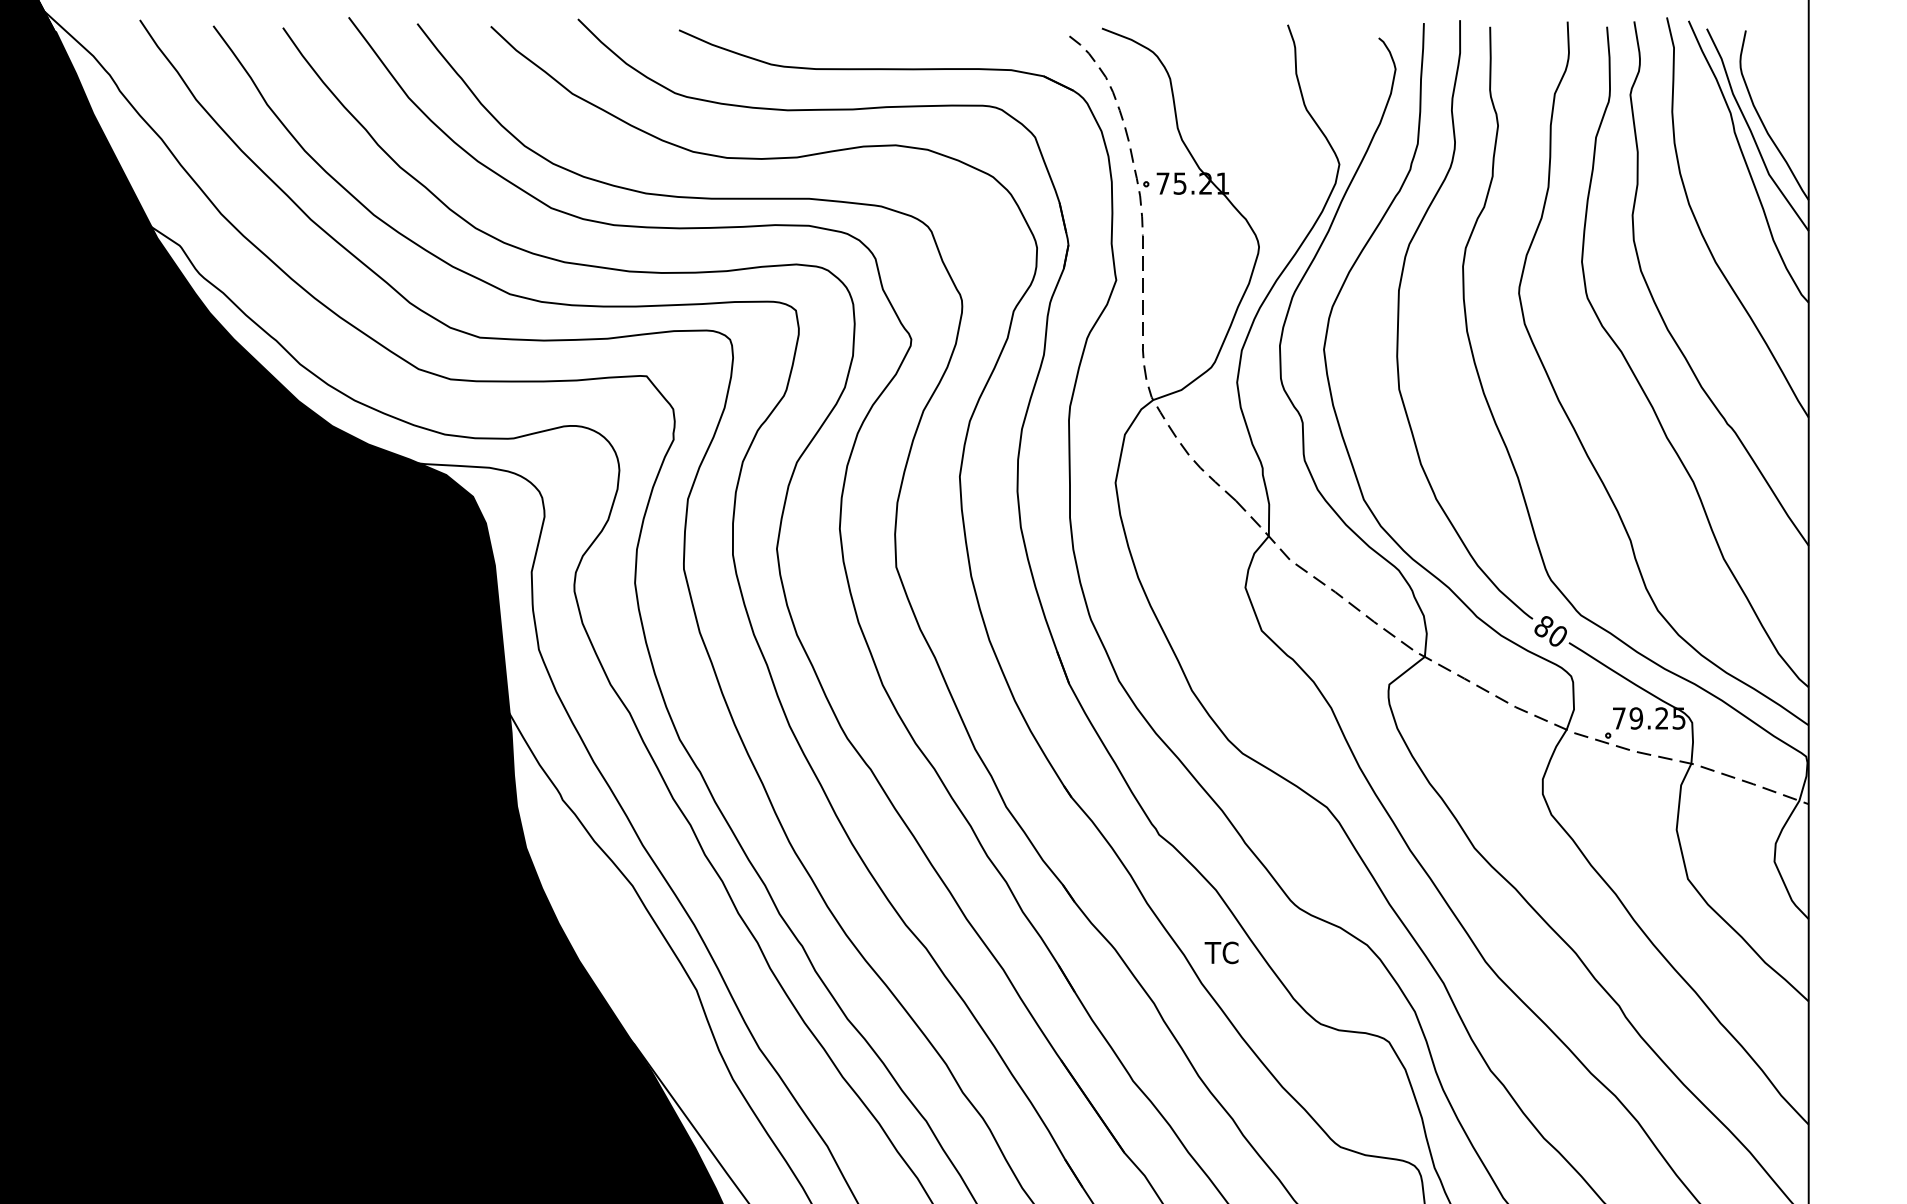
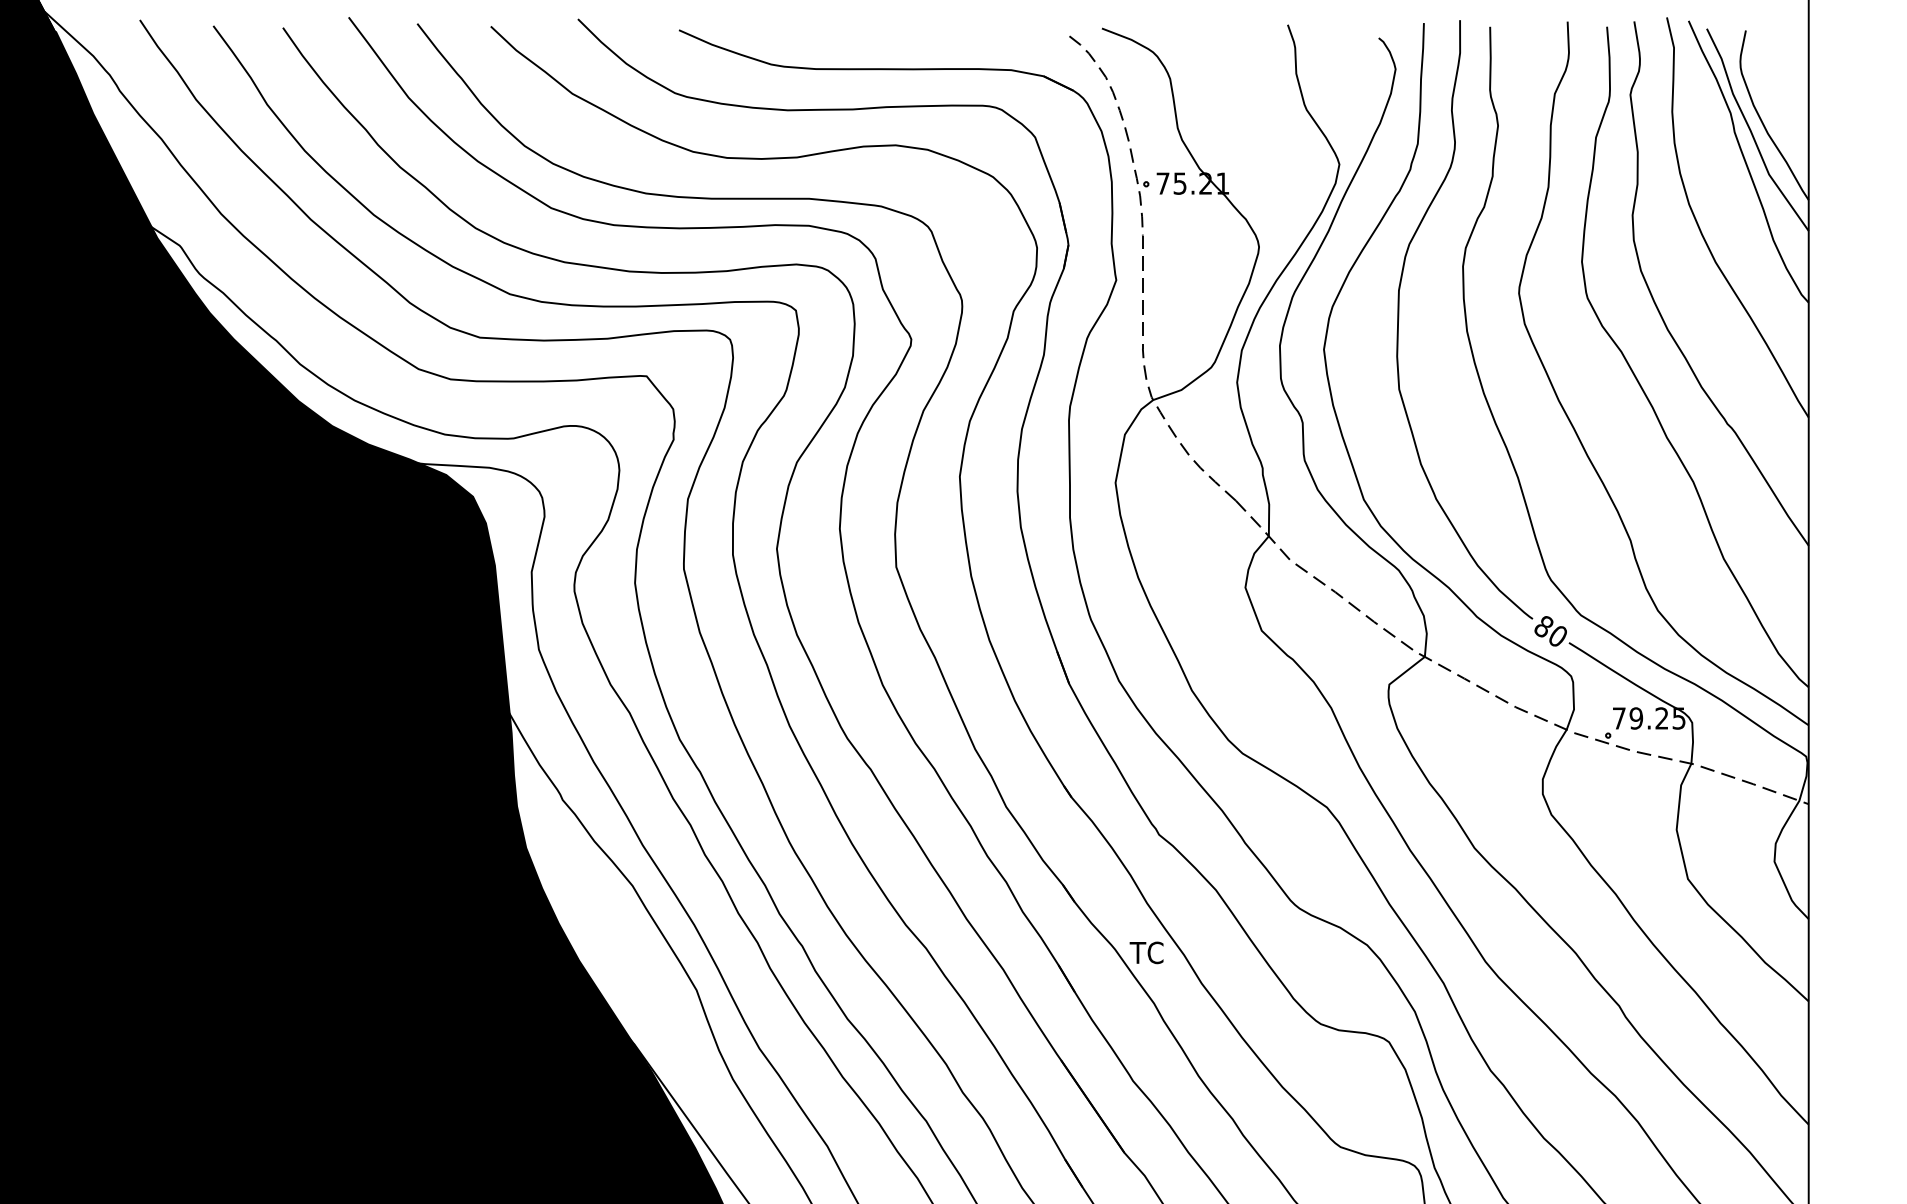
text position: (1221, 952) -> (1146, 952) (1146, 952)
